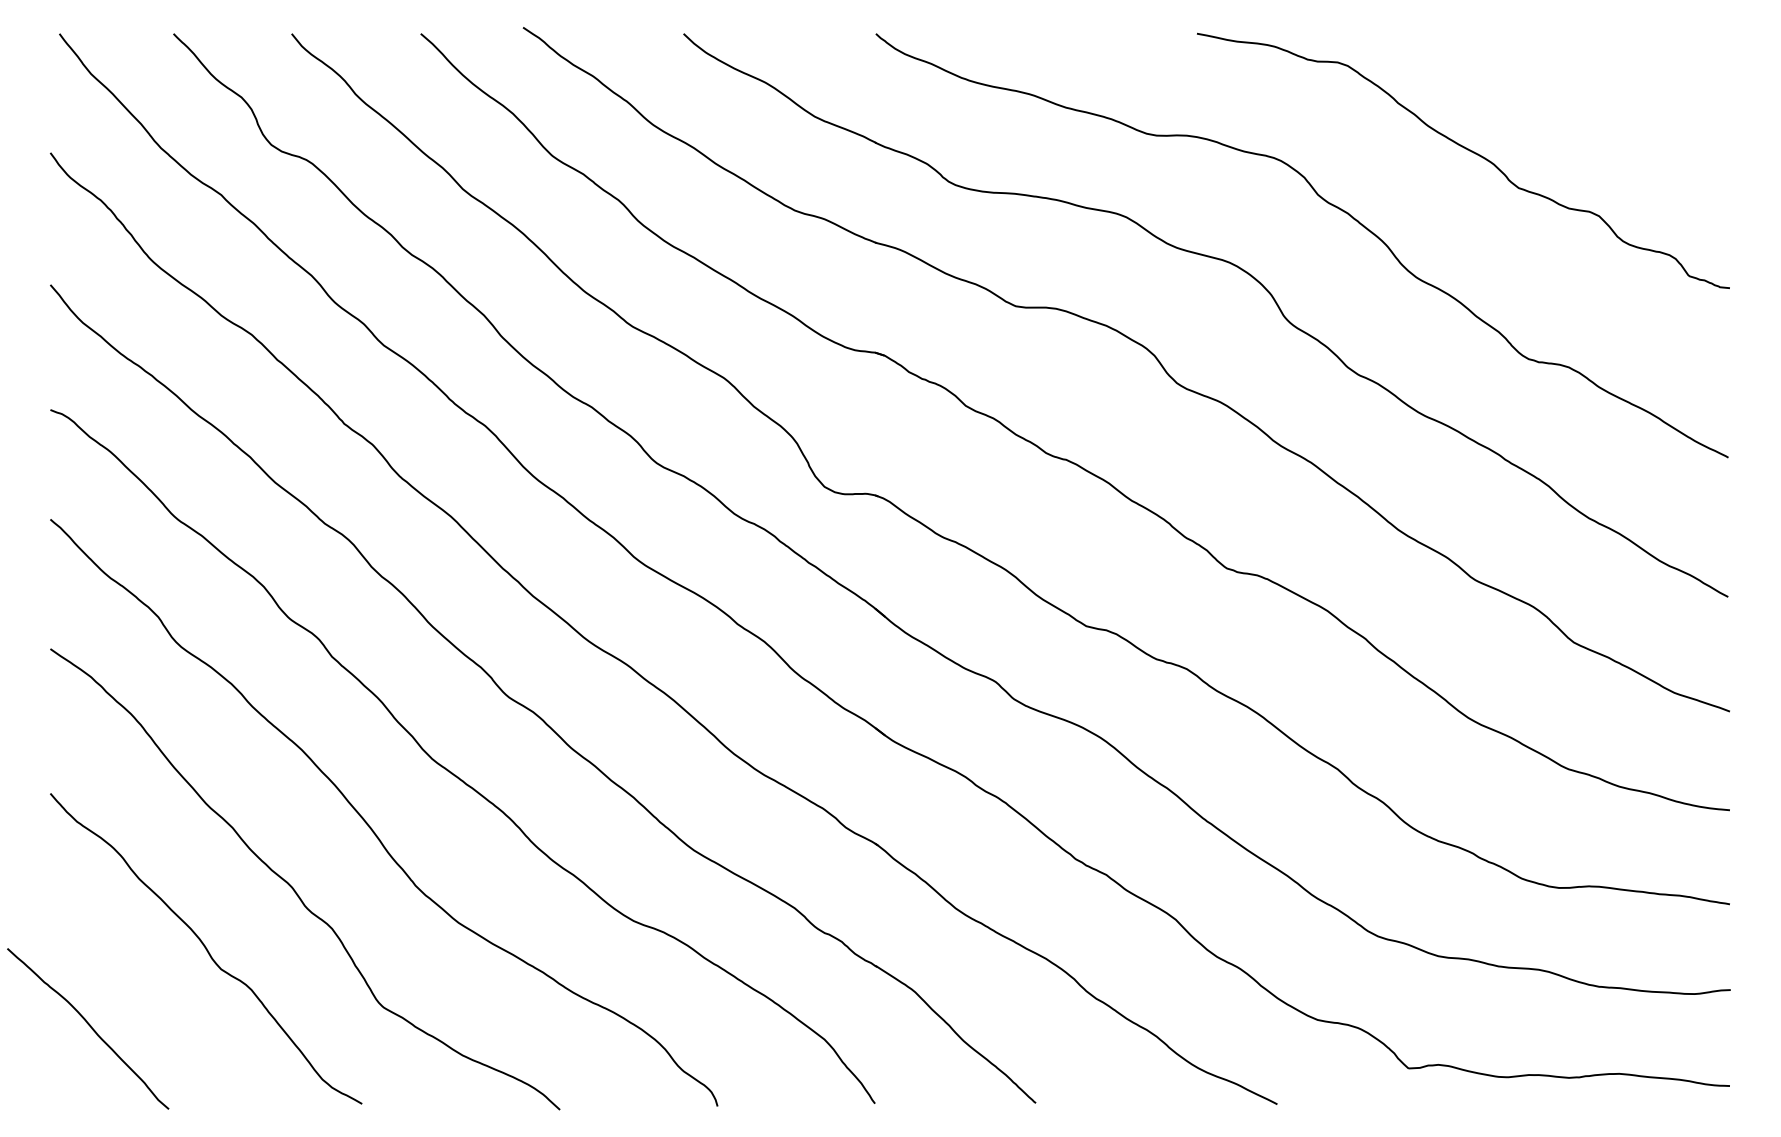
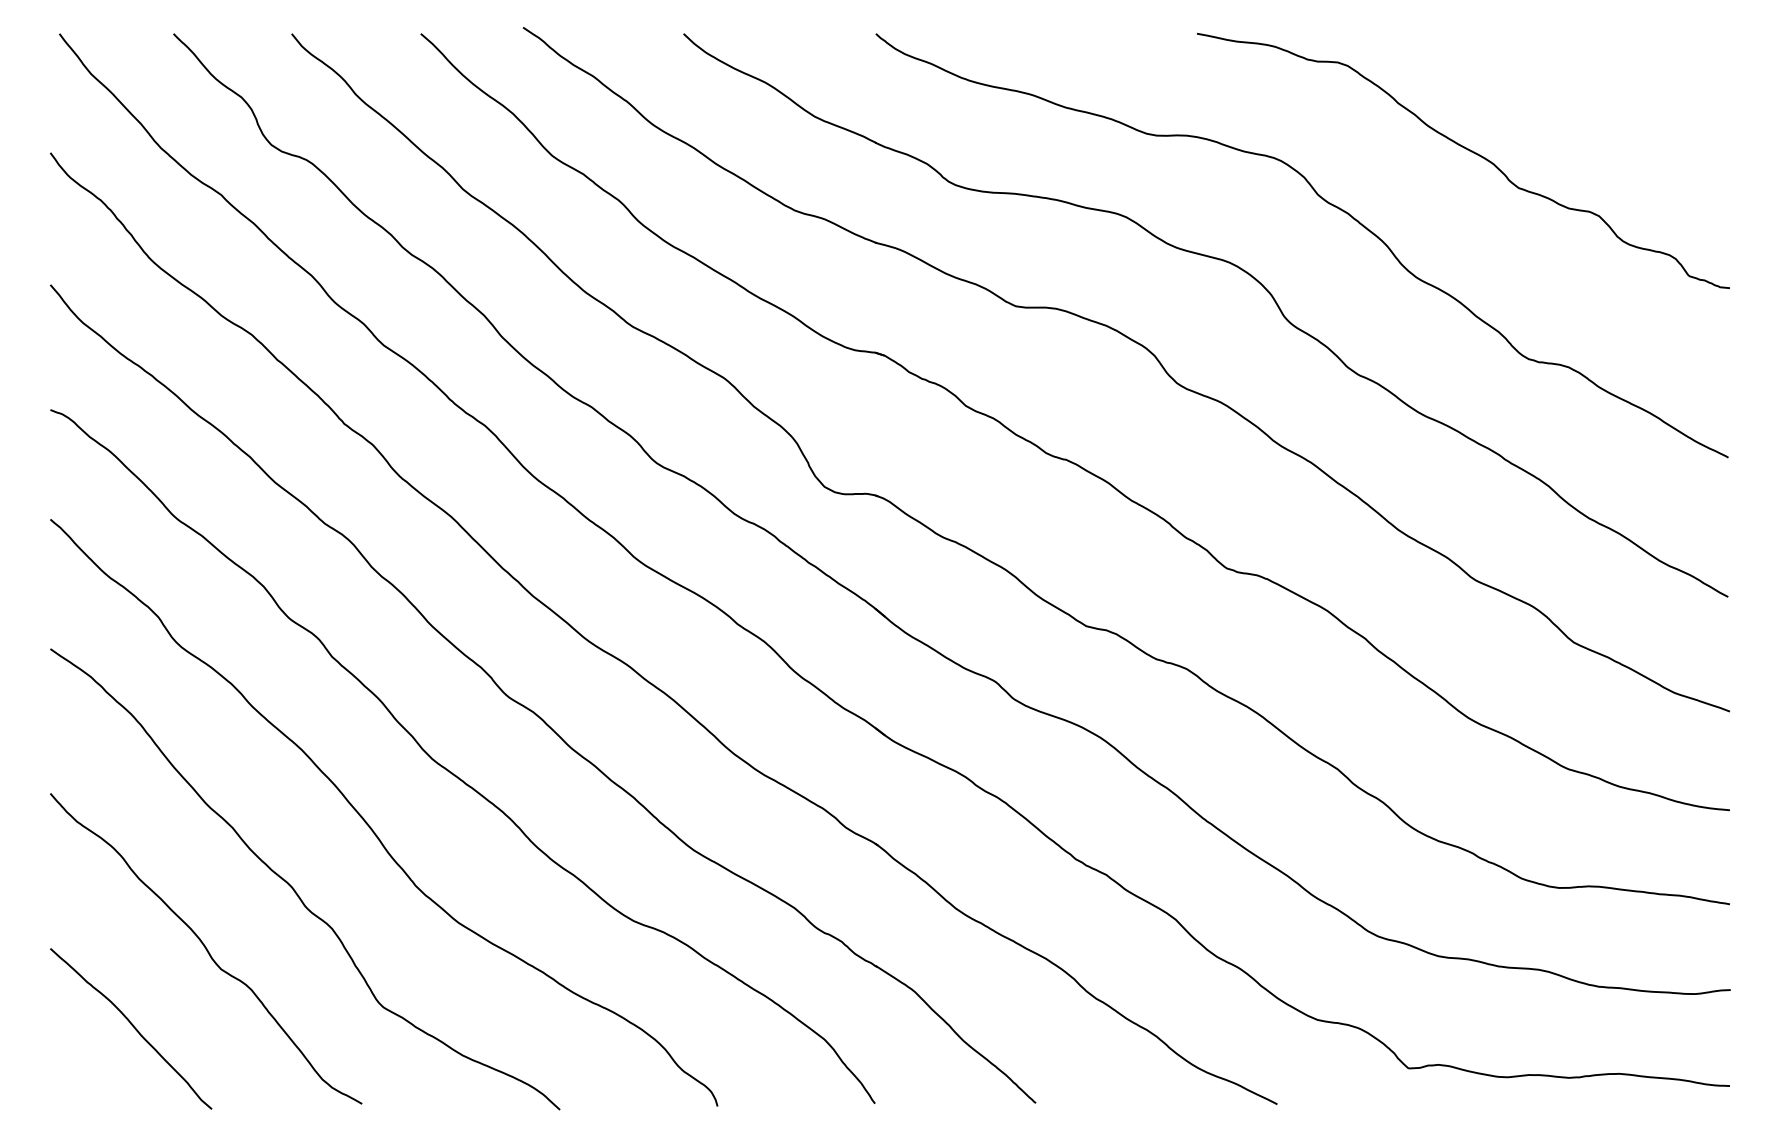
curve position: (89, 1026) -> (132, 1026) (132, 1026)
